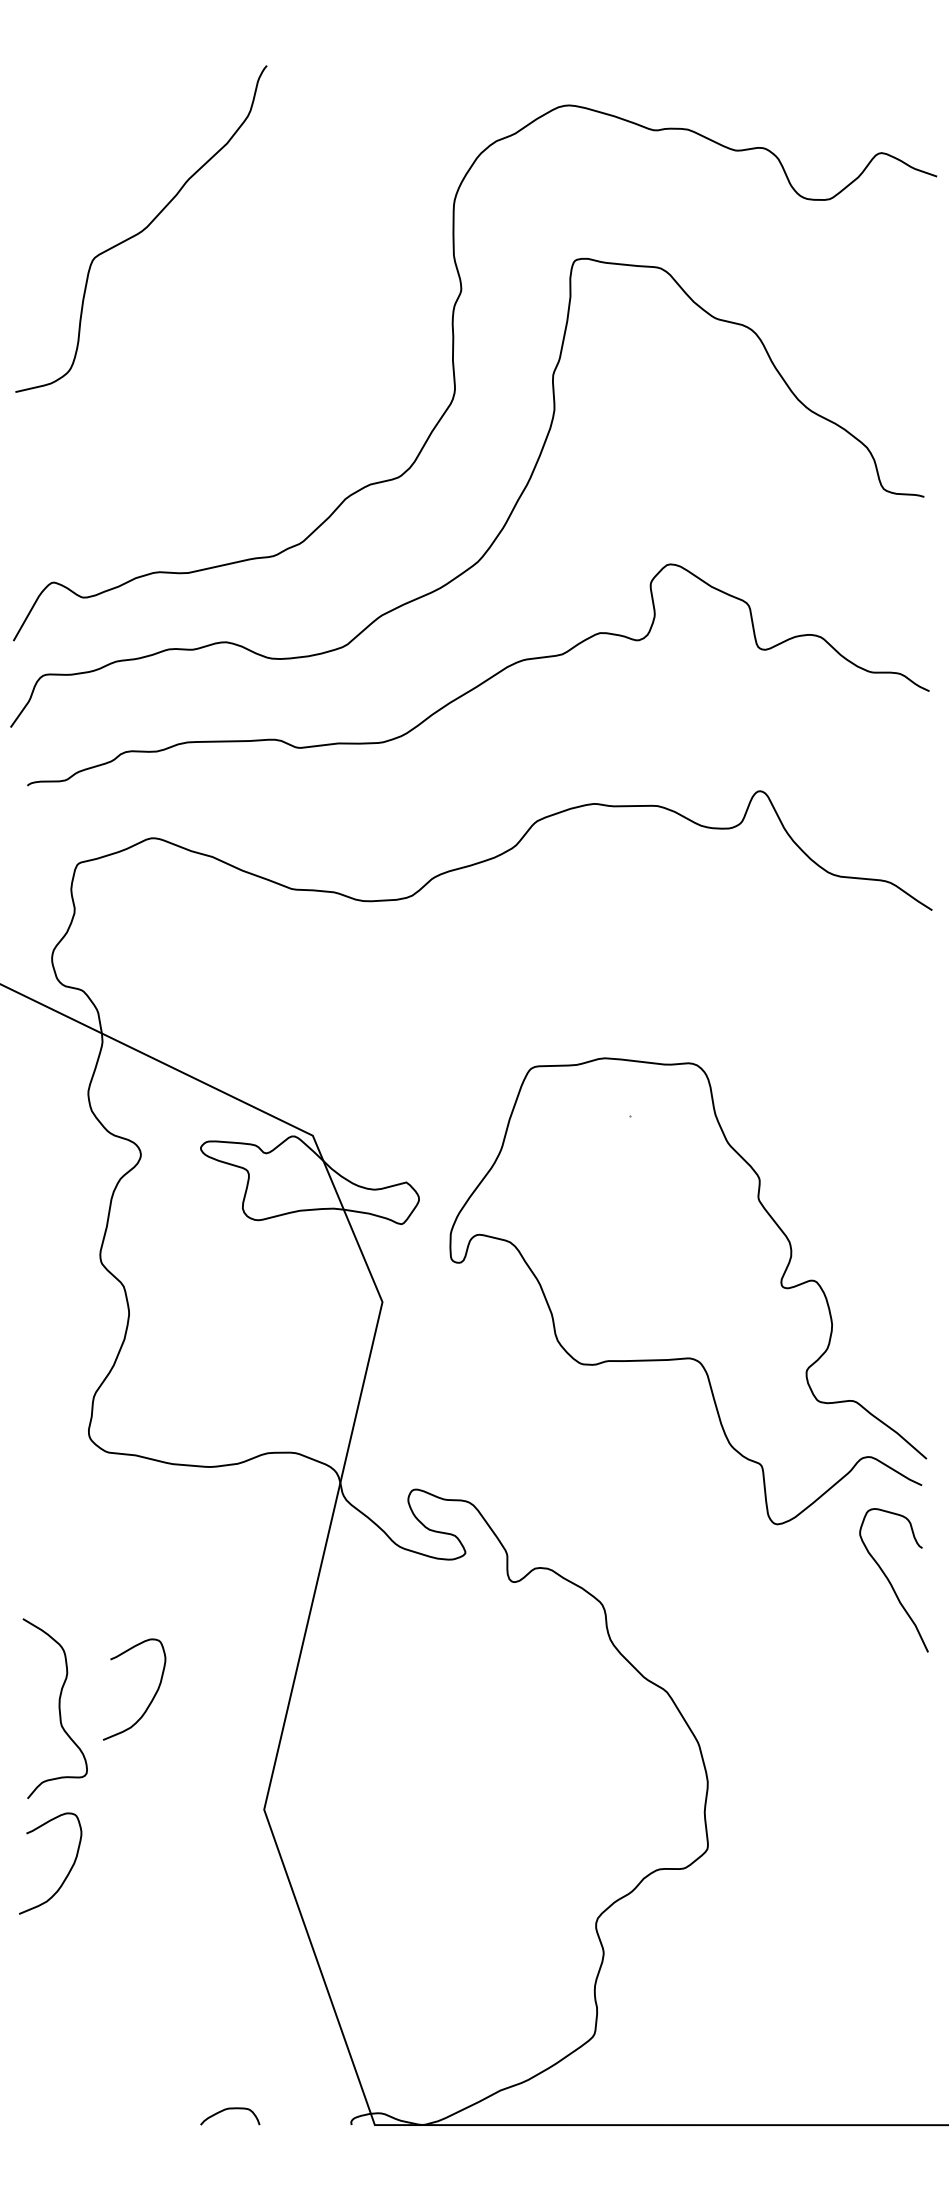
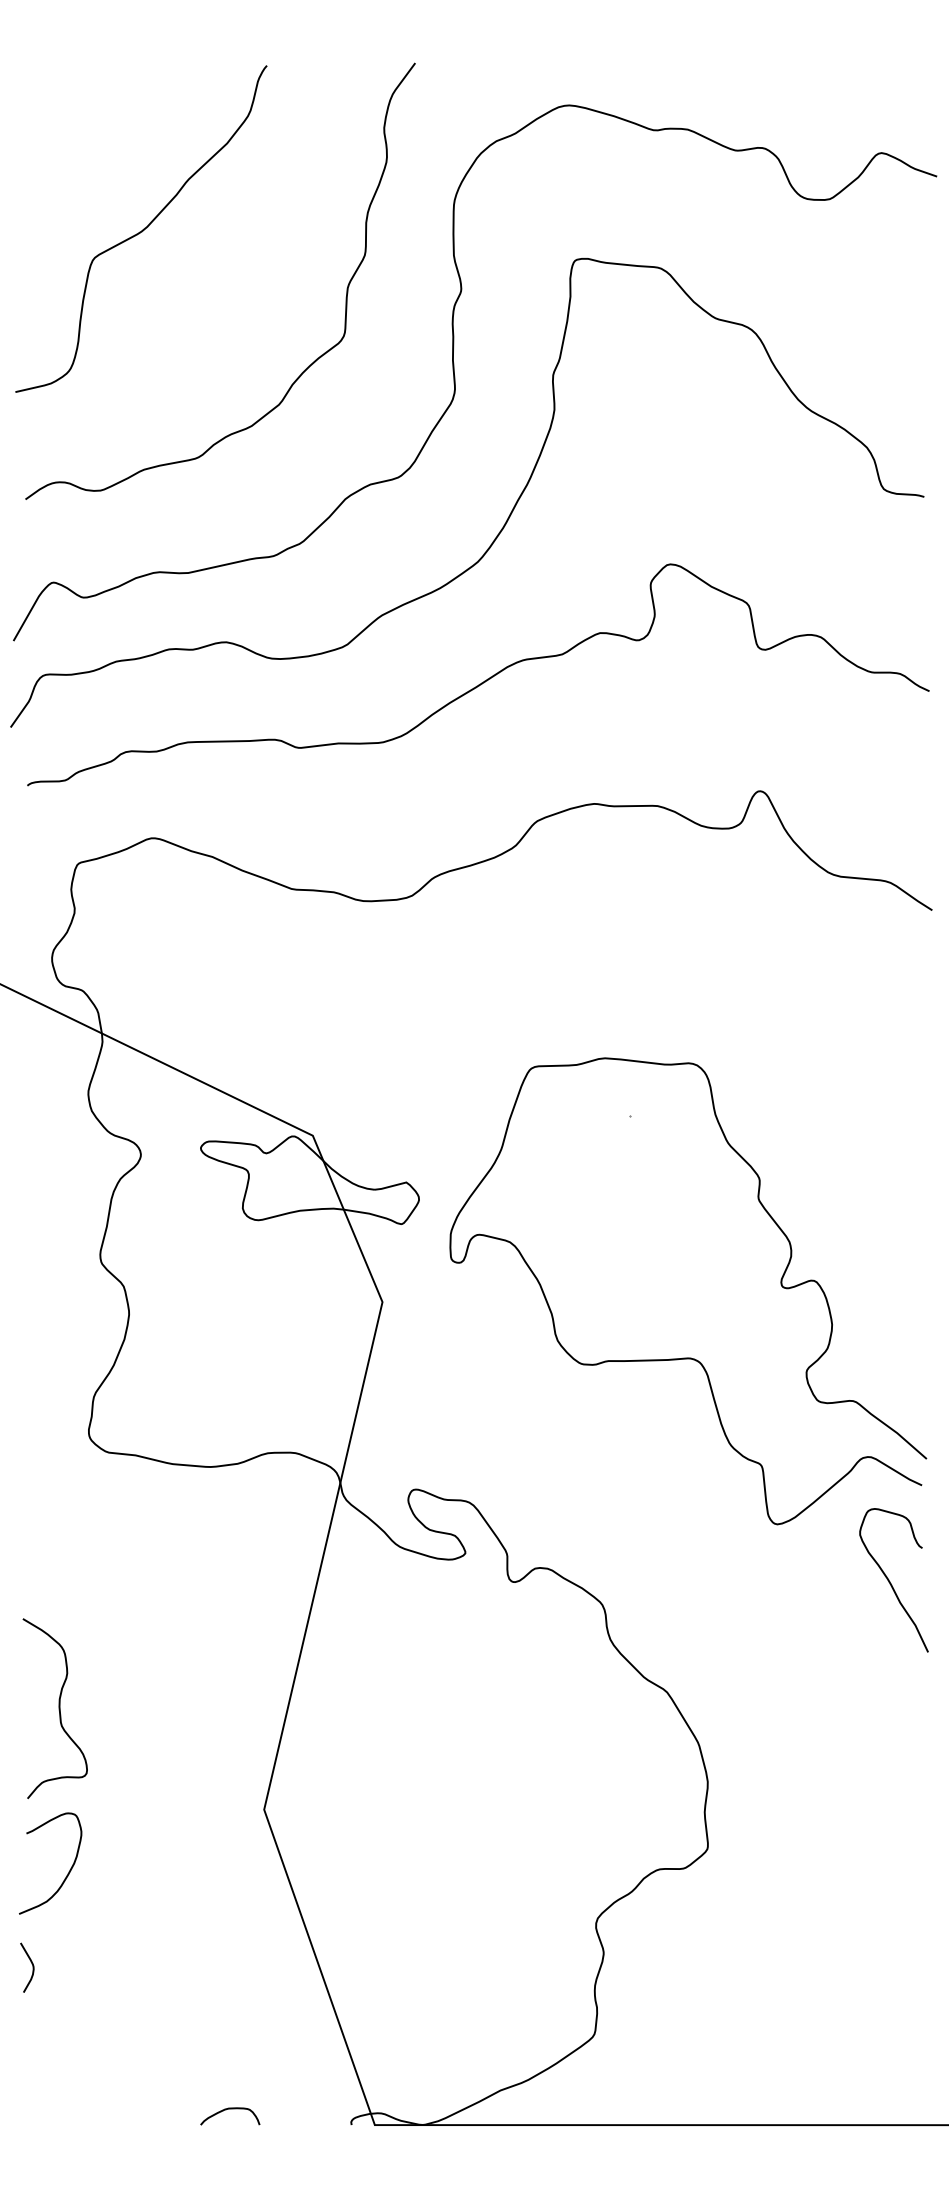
curve: none -> present (305, 368)
curve: present -> none (152, 1697)
curve: none -> present (31, 1964)
